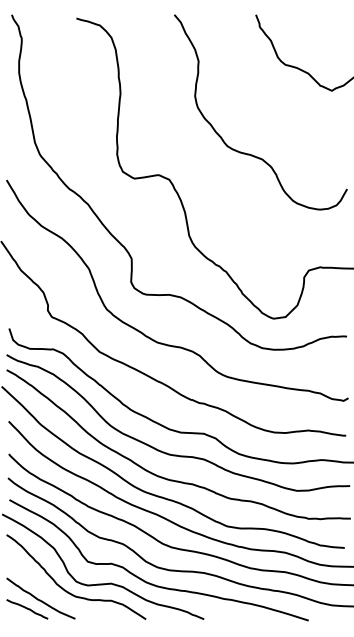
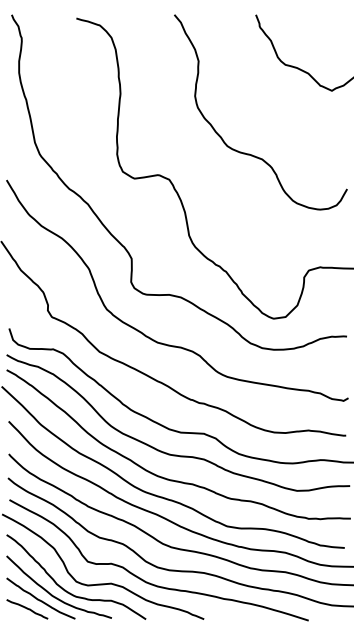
curve: none -> present (51, 593)
